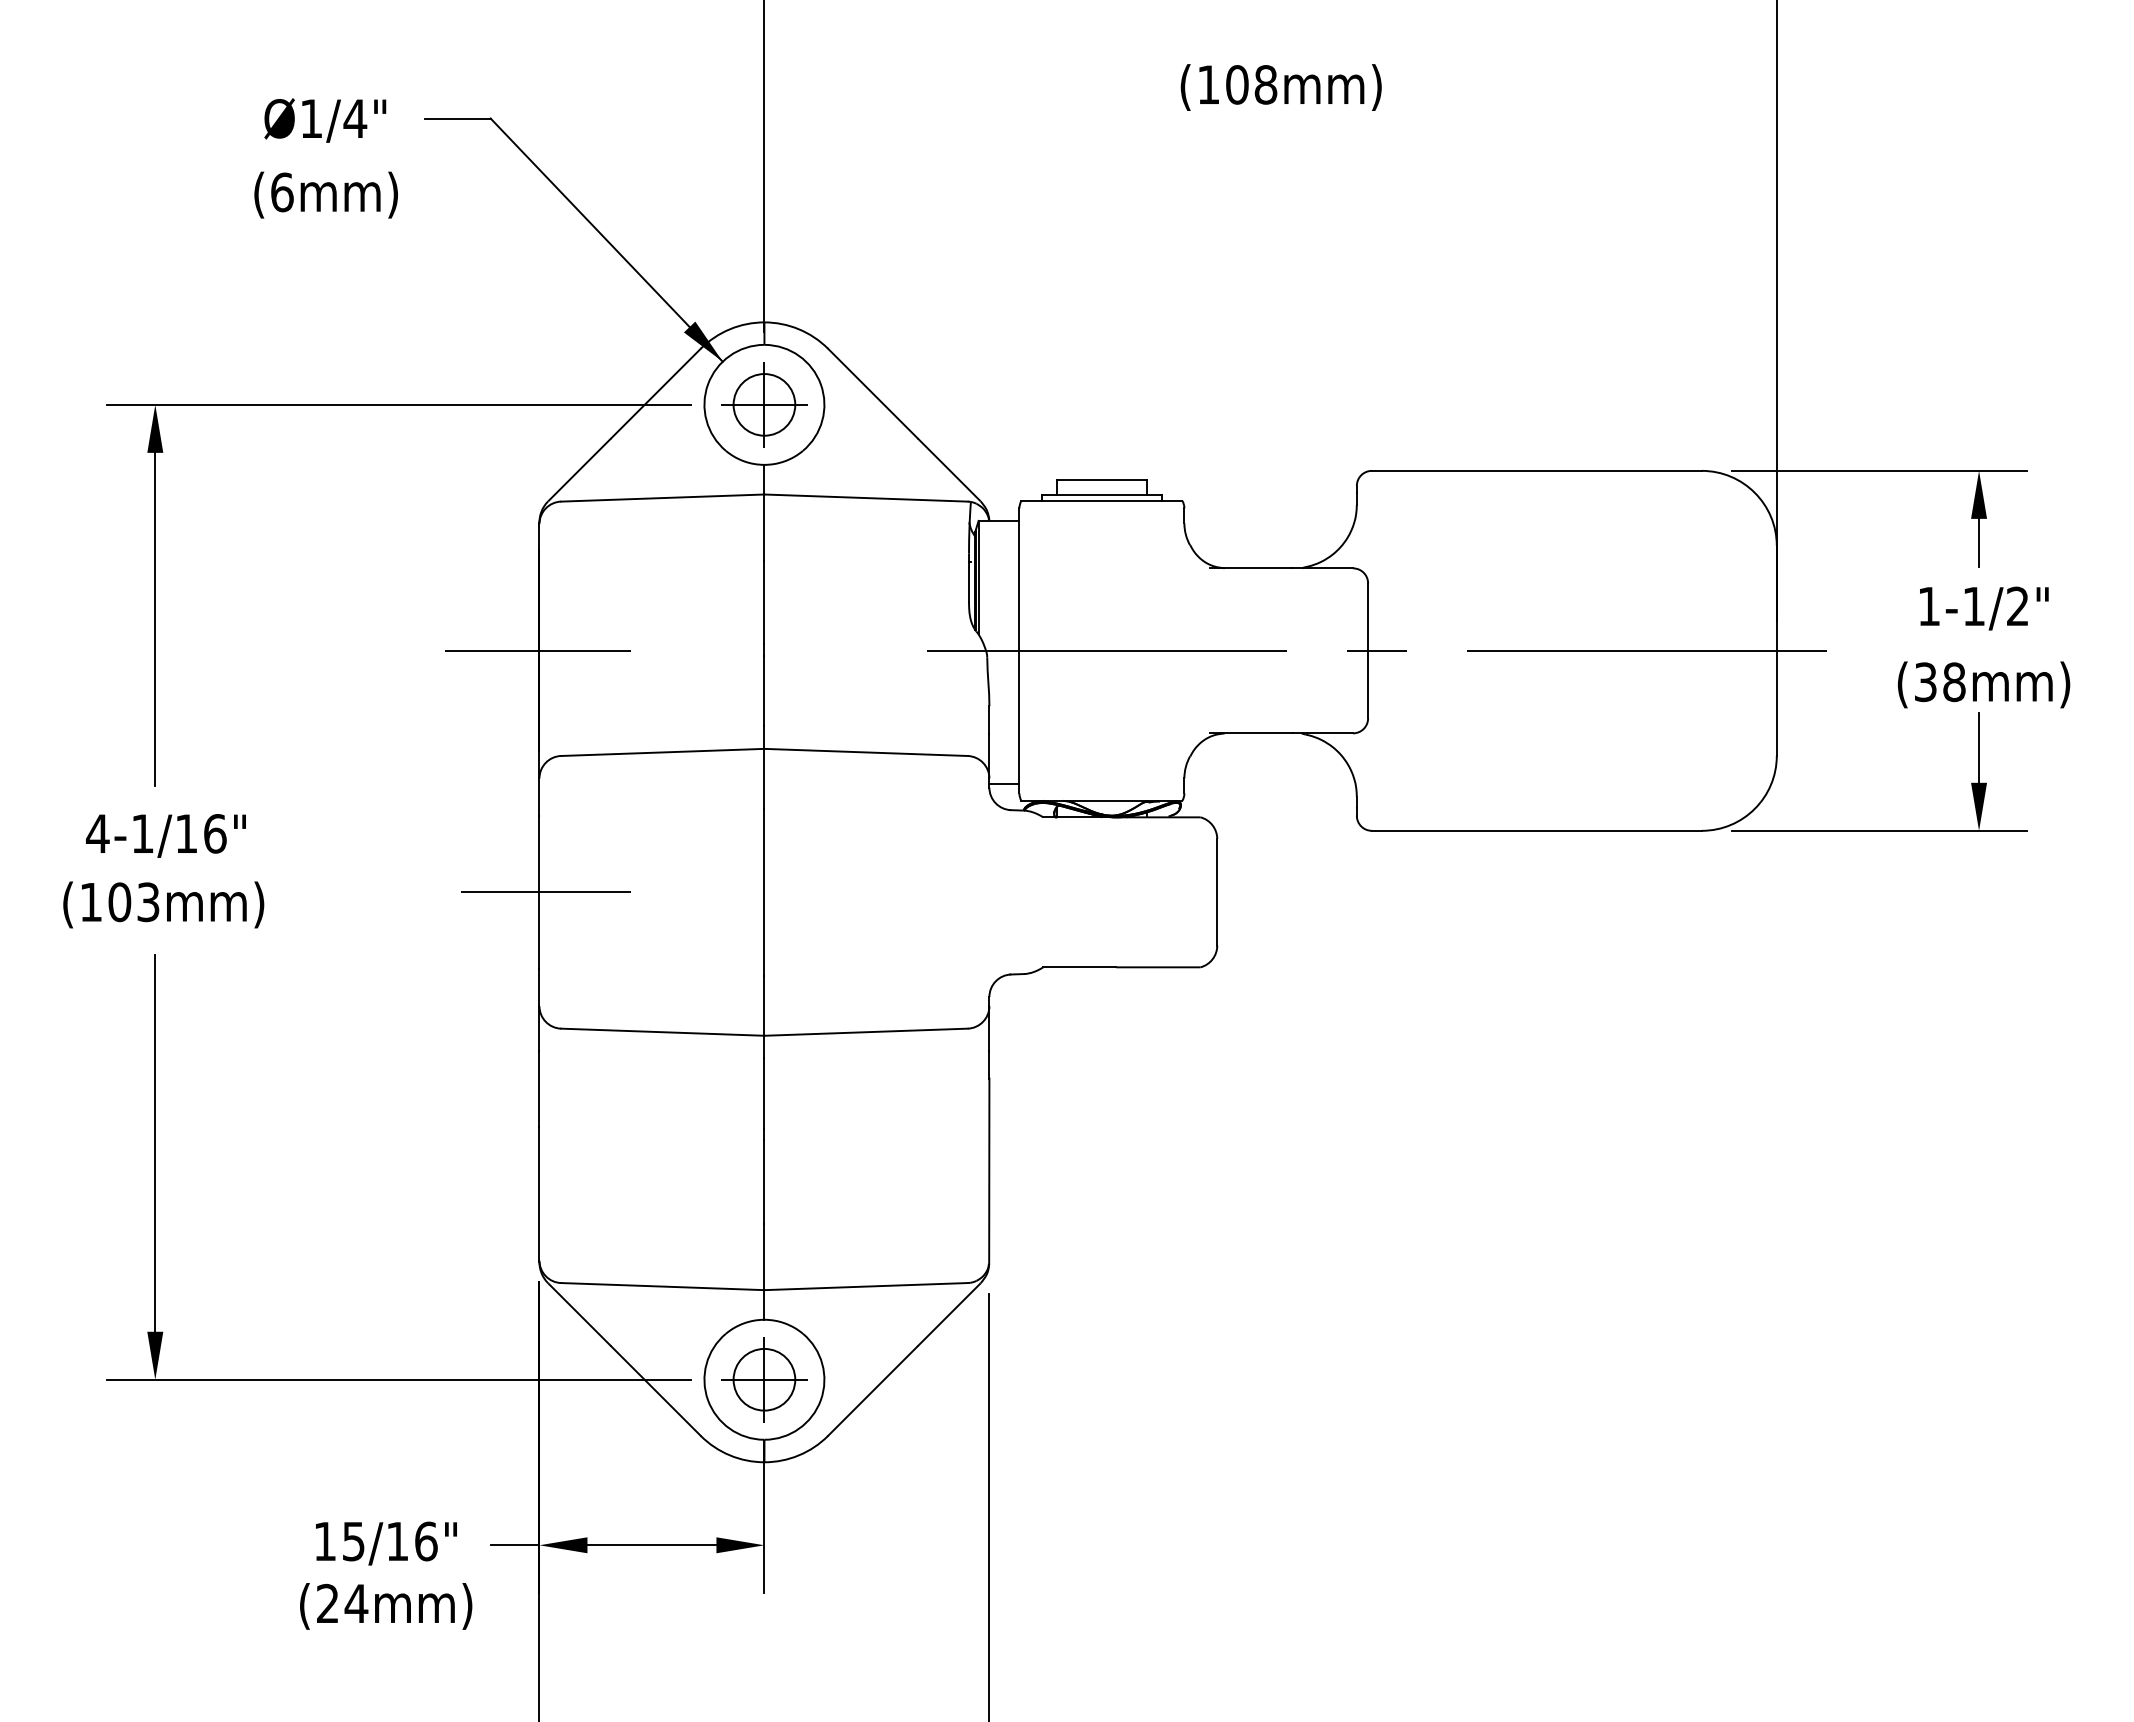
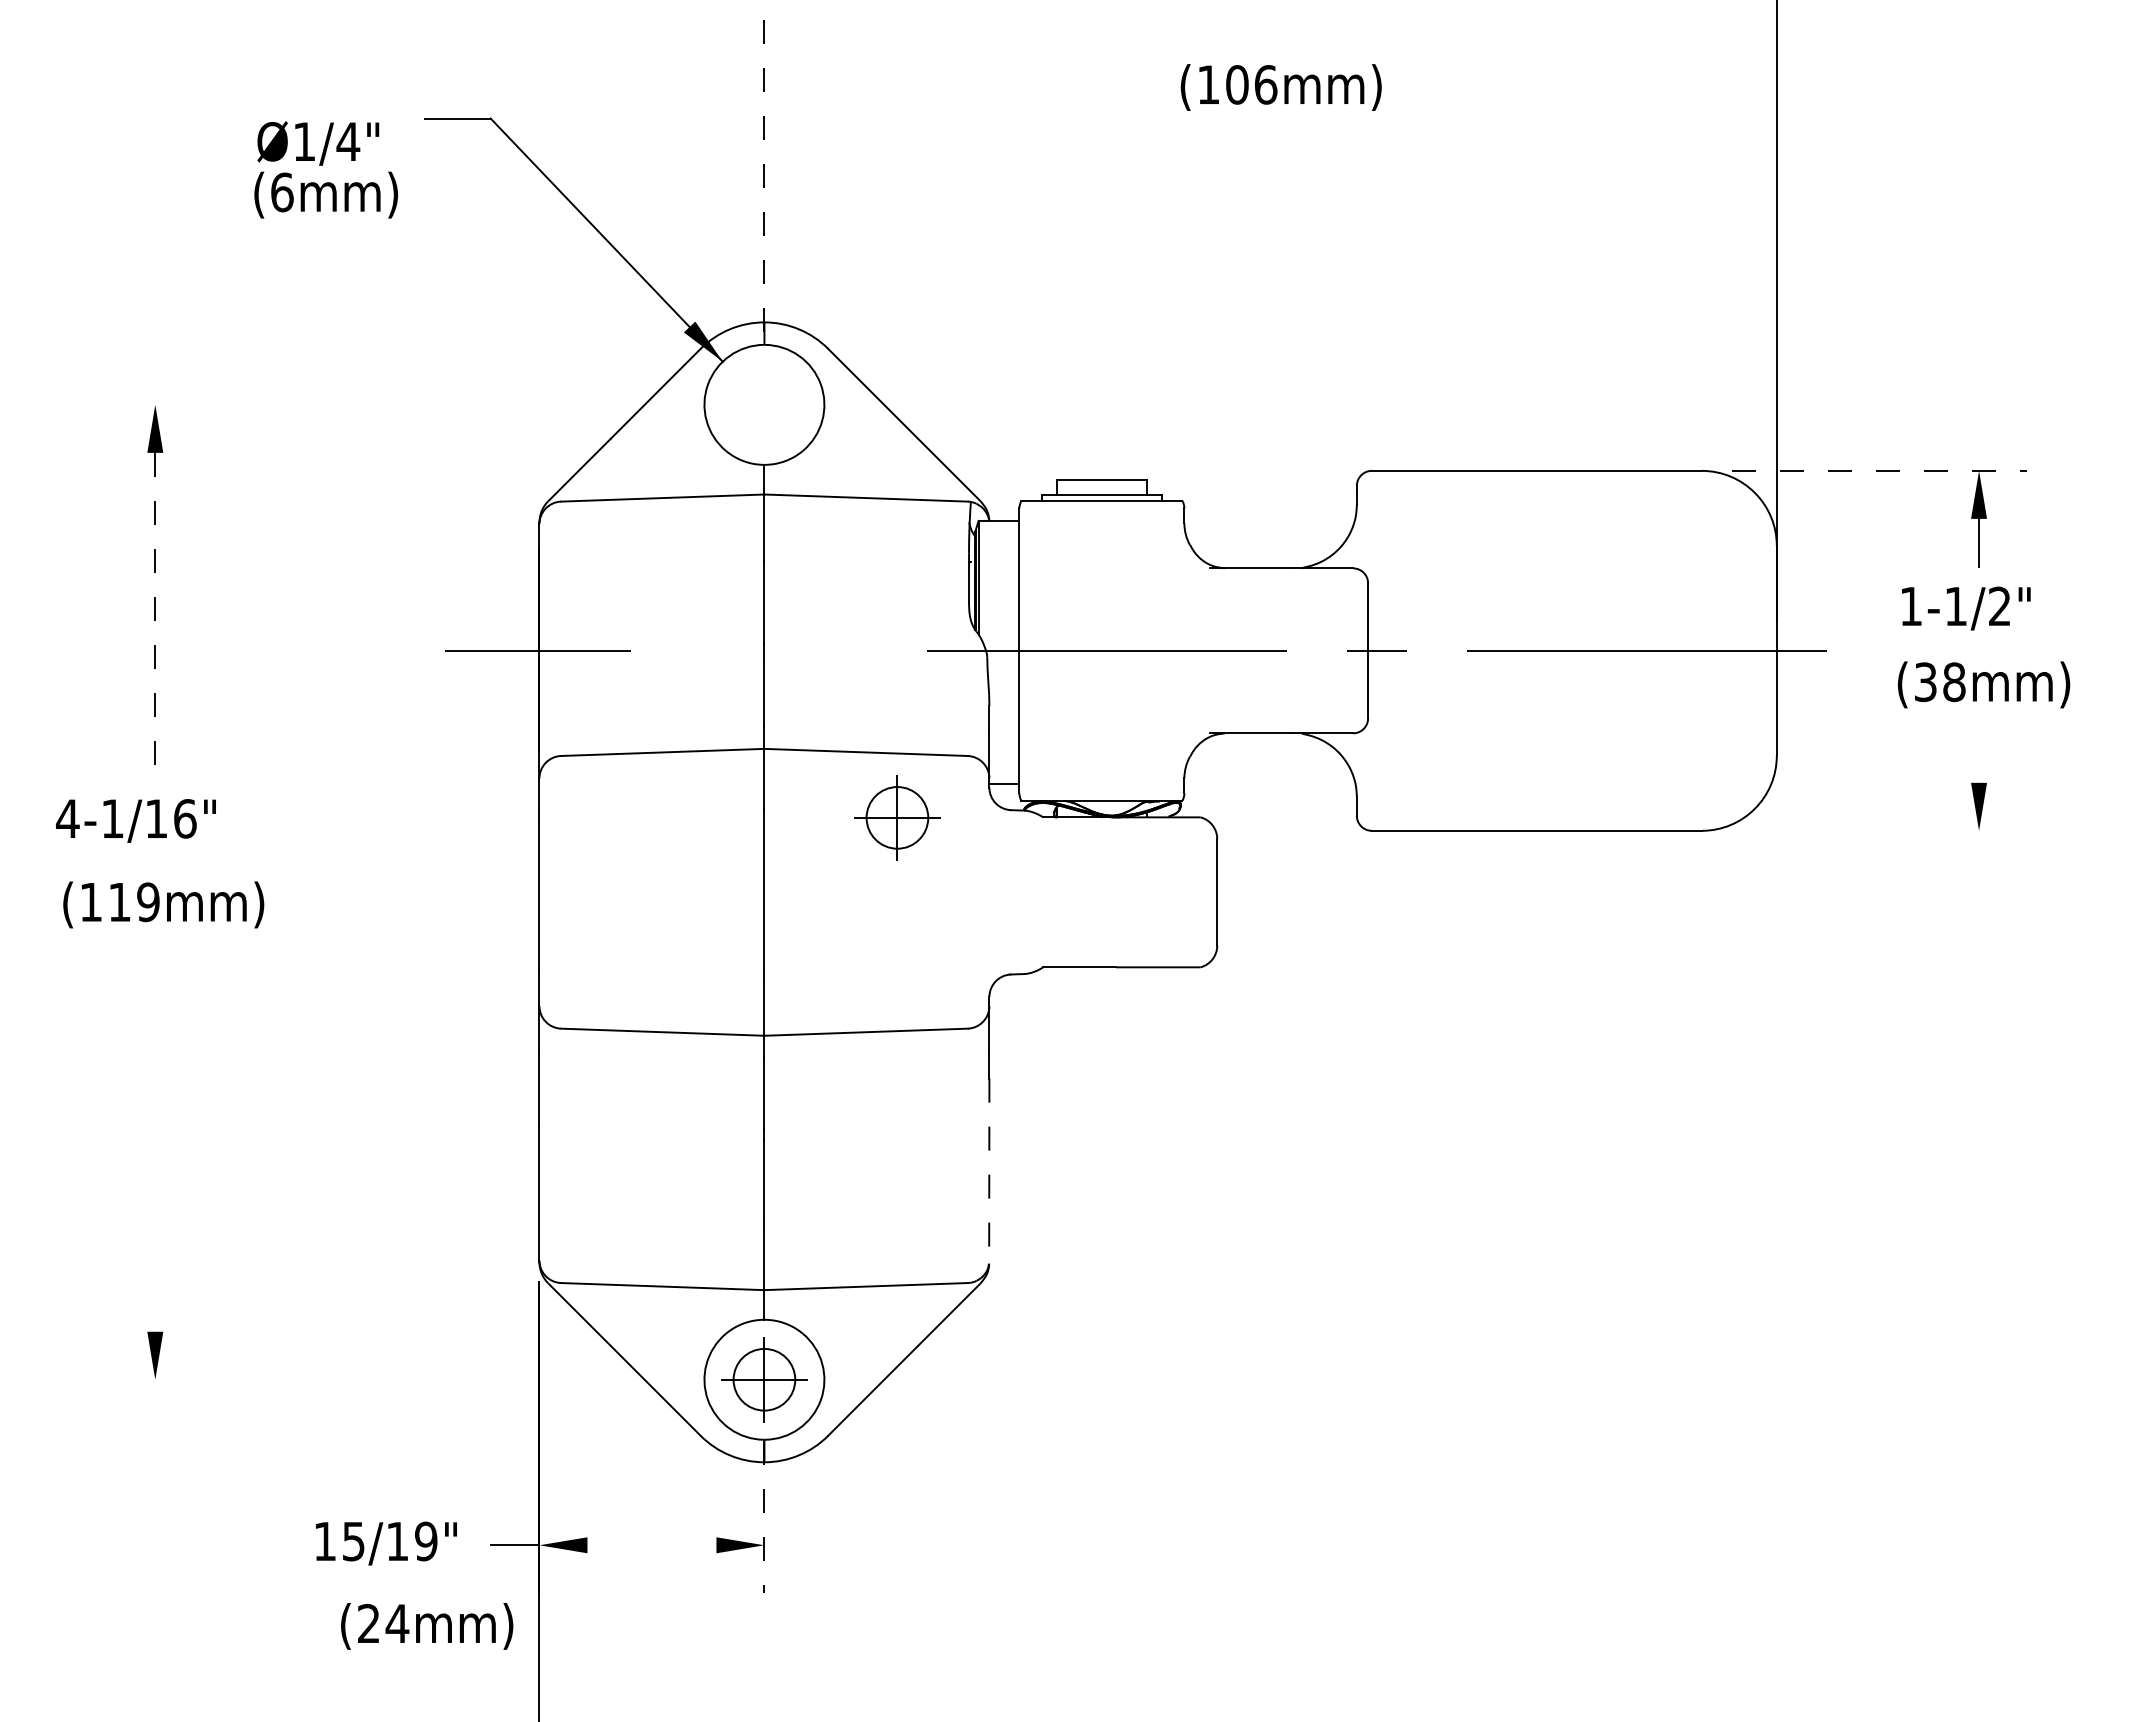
text: (108mm) -> (106mm) (1265, 84)
text position: (325, 120) -> (318, 143) (318, 143)
line: solid -> dashed (764, 166)
line: present -> none (399, 404)
part position: (764, 404) -> (897, 817) (897, 817)
line: solid -> dashed (1879, 470)
text position: (1984, 608) -> (1966, 608) (1966, 608)
line: solid -> dashed (155, 619)
line: present -> none (1979, 747)
line: present -> none (1879, 830)
text position: (165, 835) -> (135, 820) (135, 820)
line: present -> none (546, 892)
text: (103mm) -> (119mm) (133, 902)
line: present -> none (155, 1142)
line: solid -> dashed (989, 1171)
line: present -> none (399, 1379)
line: present -> none (989, 1505)
line: solid -> dashed (764, 1517)
text: 15/16" -> 15/19" (426, 1541)
line: present -> none (651, 1545)
text position: (386, 1606) -> (427, 1626) (427, 1626)
